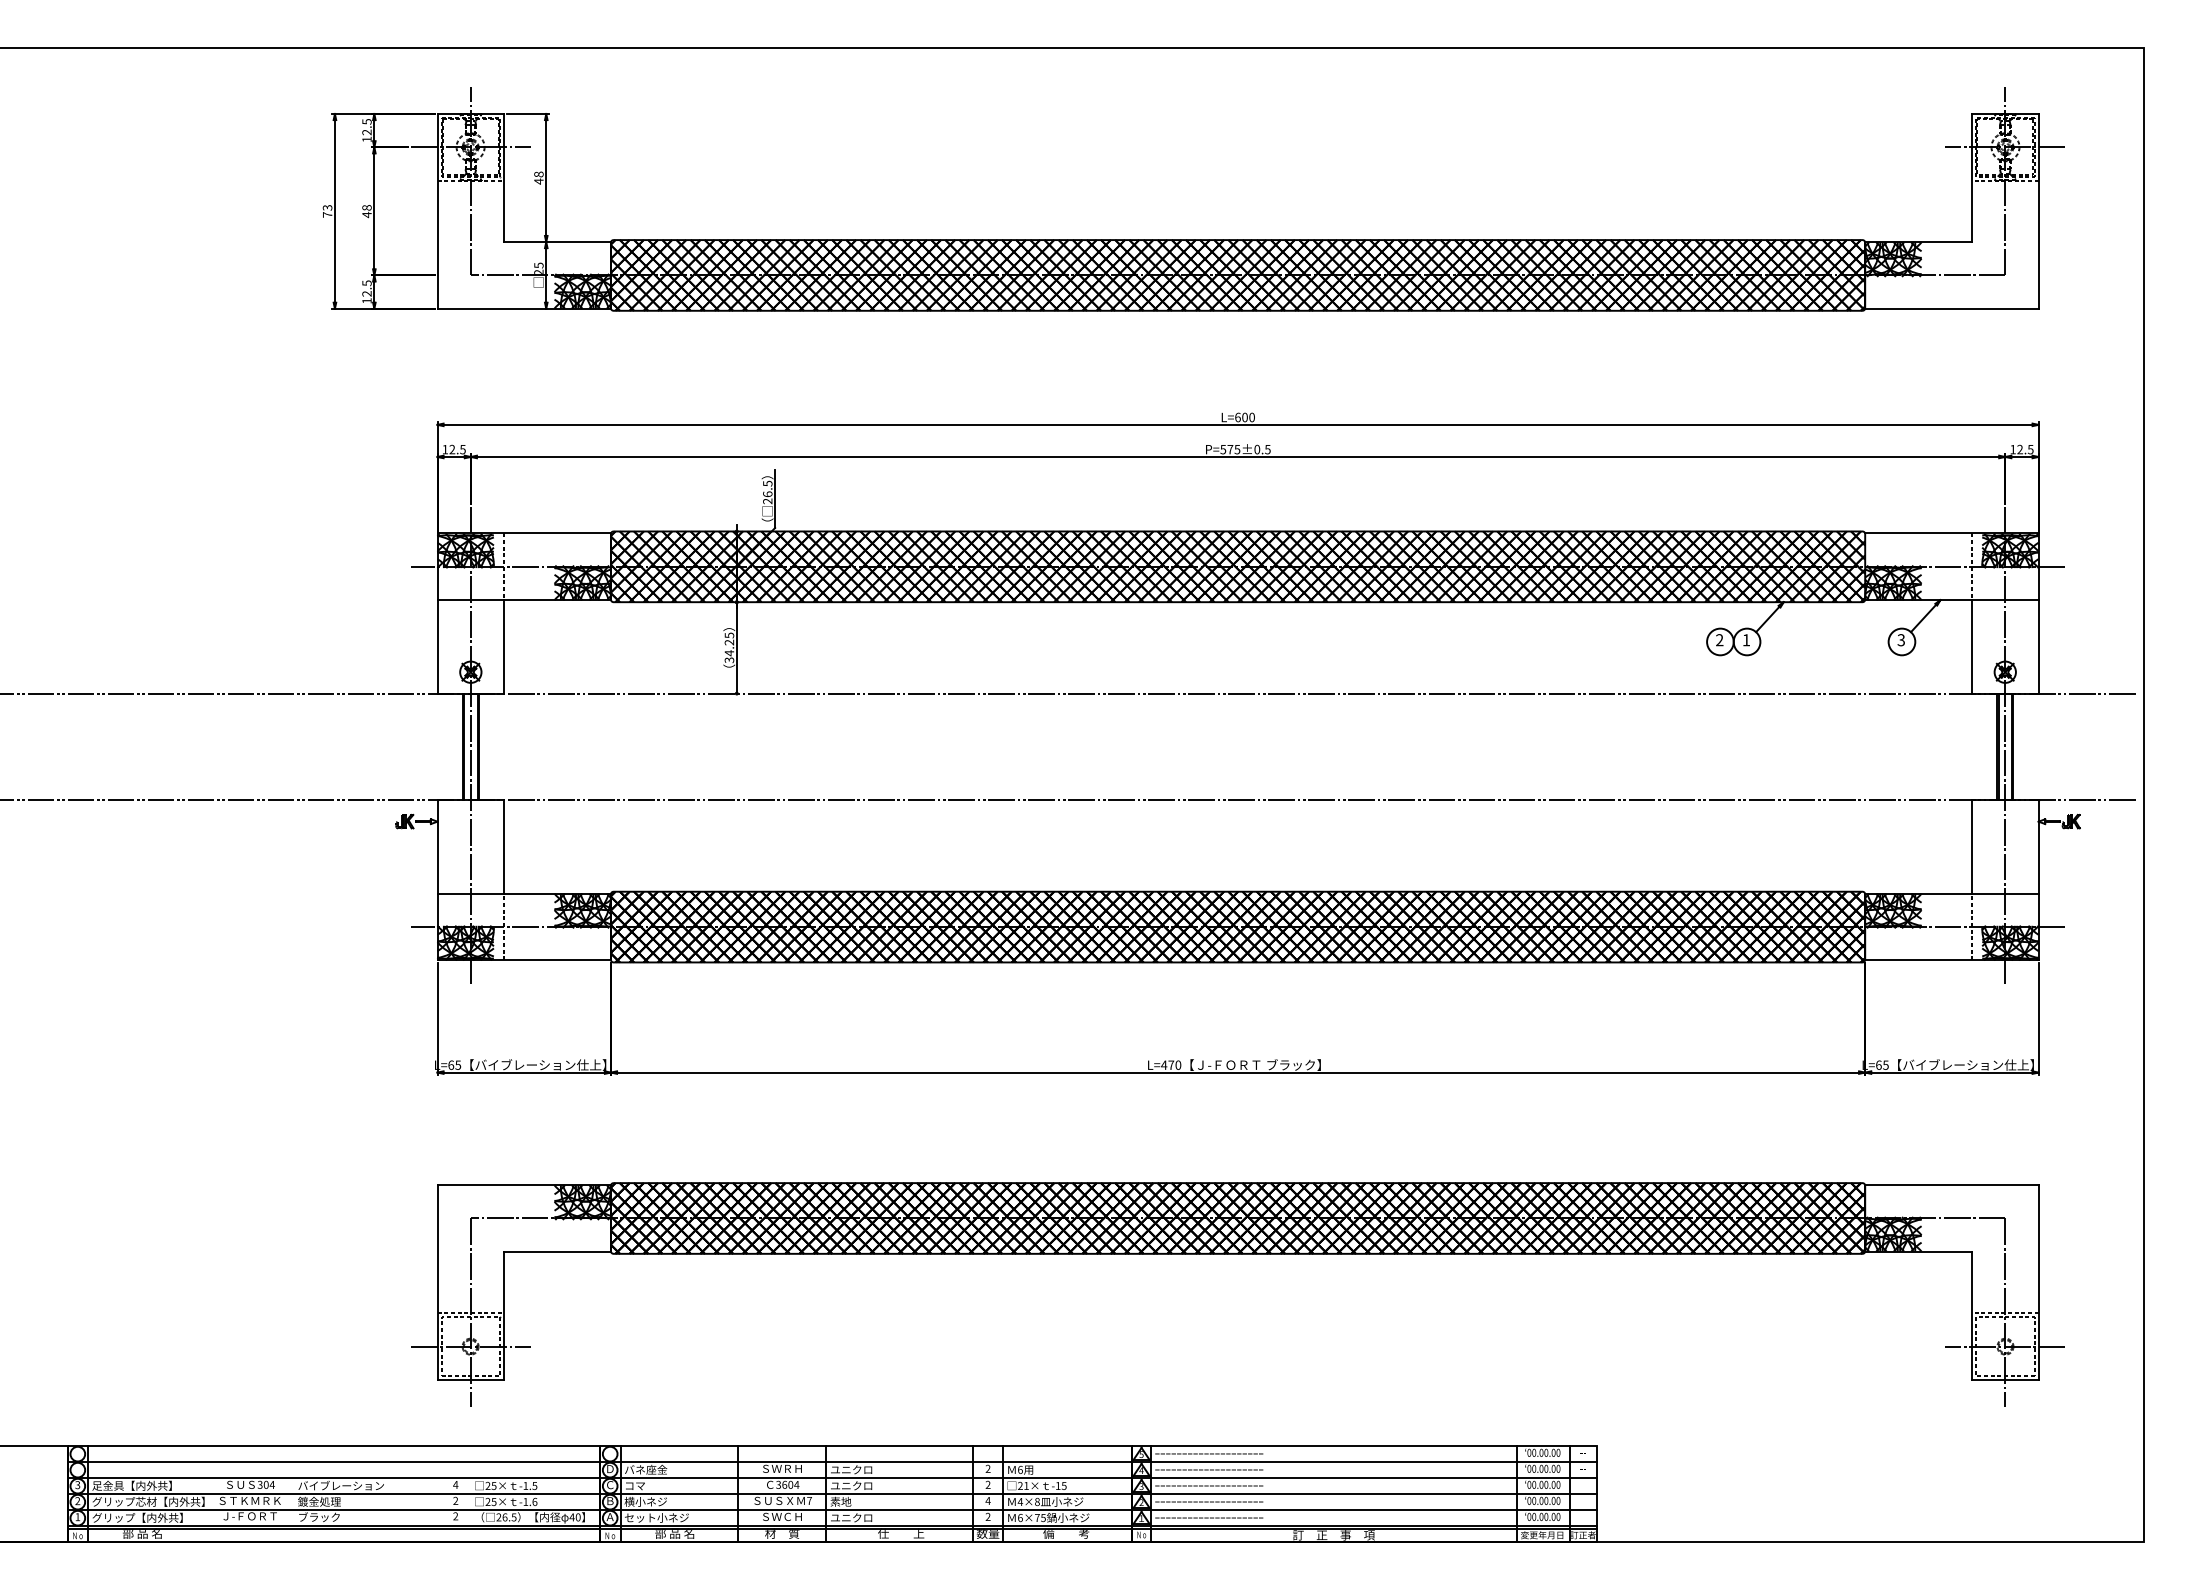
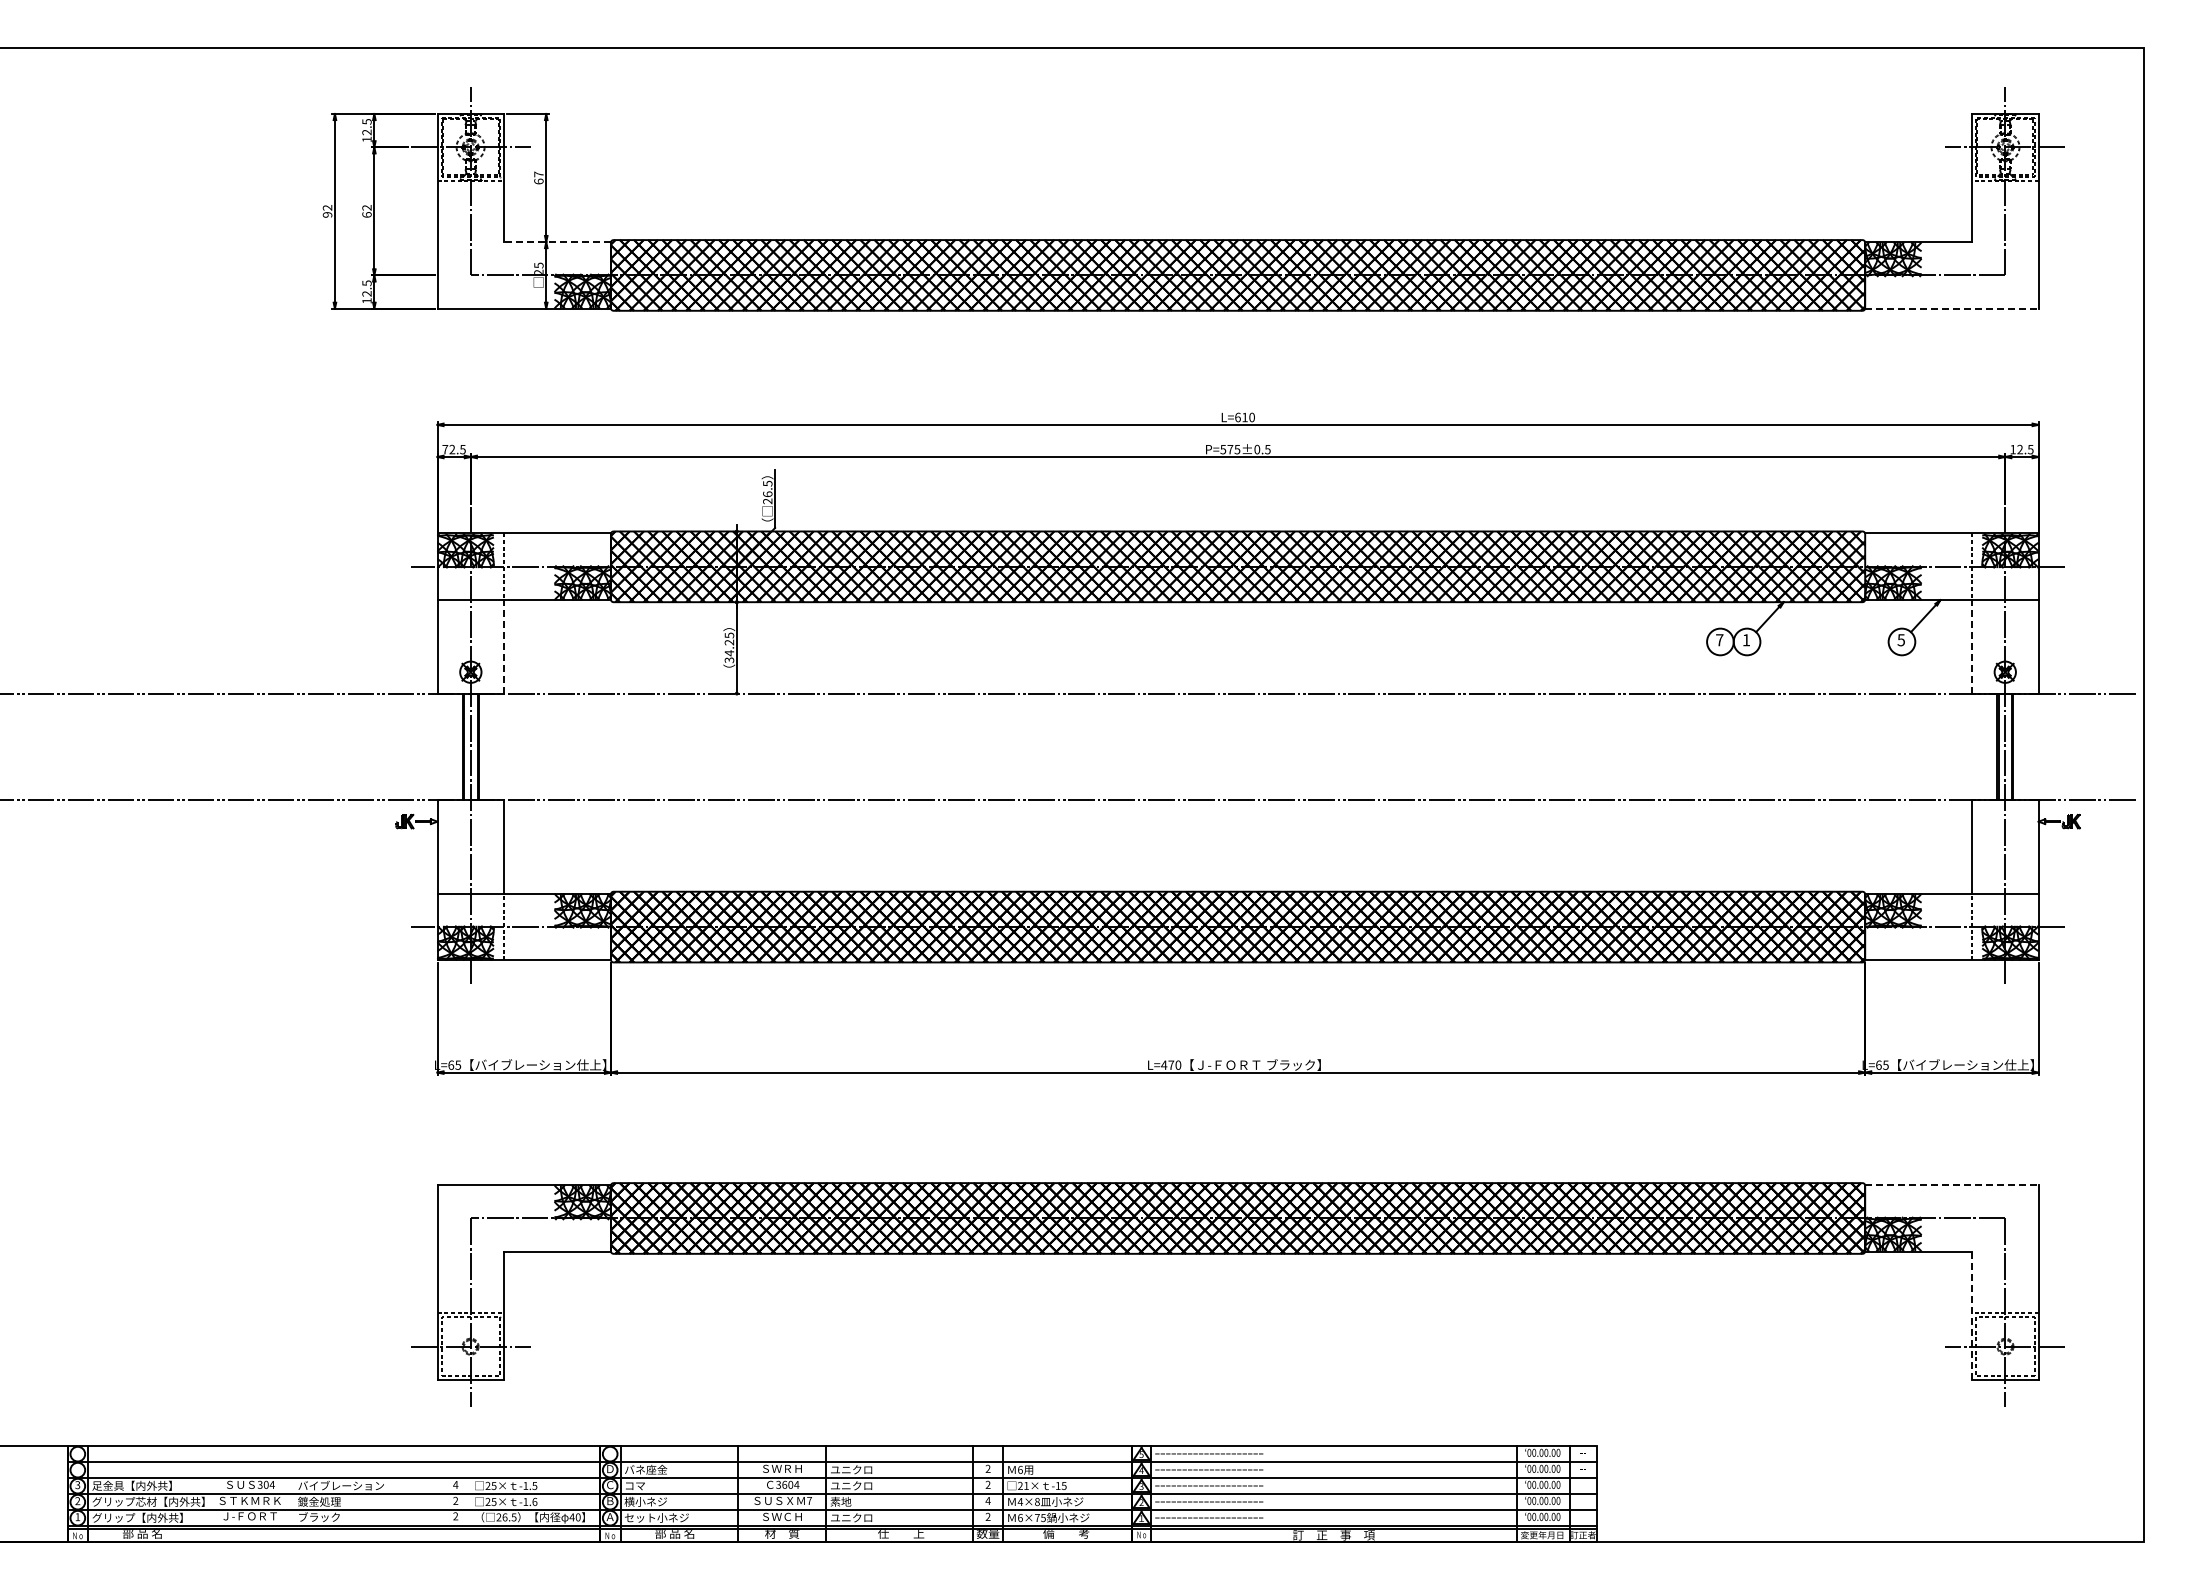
text: 48 -> 67 (538, 177)
text: 73 -> 92 (327, 211)
text: 48 -> 62 (366, 211)
line: solid -> dashed (557, 242)
line: solid -> dashed (1951, 308)
text: L=600 -> L=610 (1244, 417)
text: 12.5 -> 72.5 (445, 449)
text: 3 -> 5 (1901, 639)
text: 2 -> 7 (1719, 640)
line: solid -> dashed (504, 646)
line: solid -> dashed (1971, 646)
line: solid -> dashed (1951, 1185)
line: solid -> dashed (1971, 1315)
